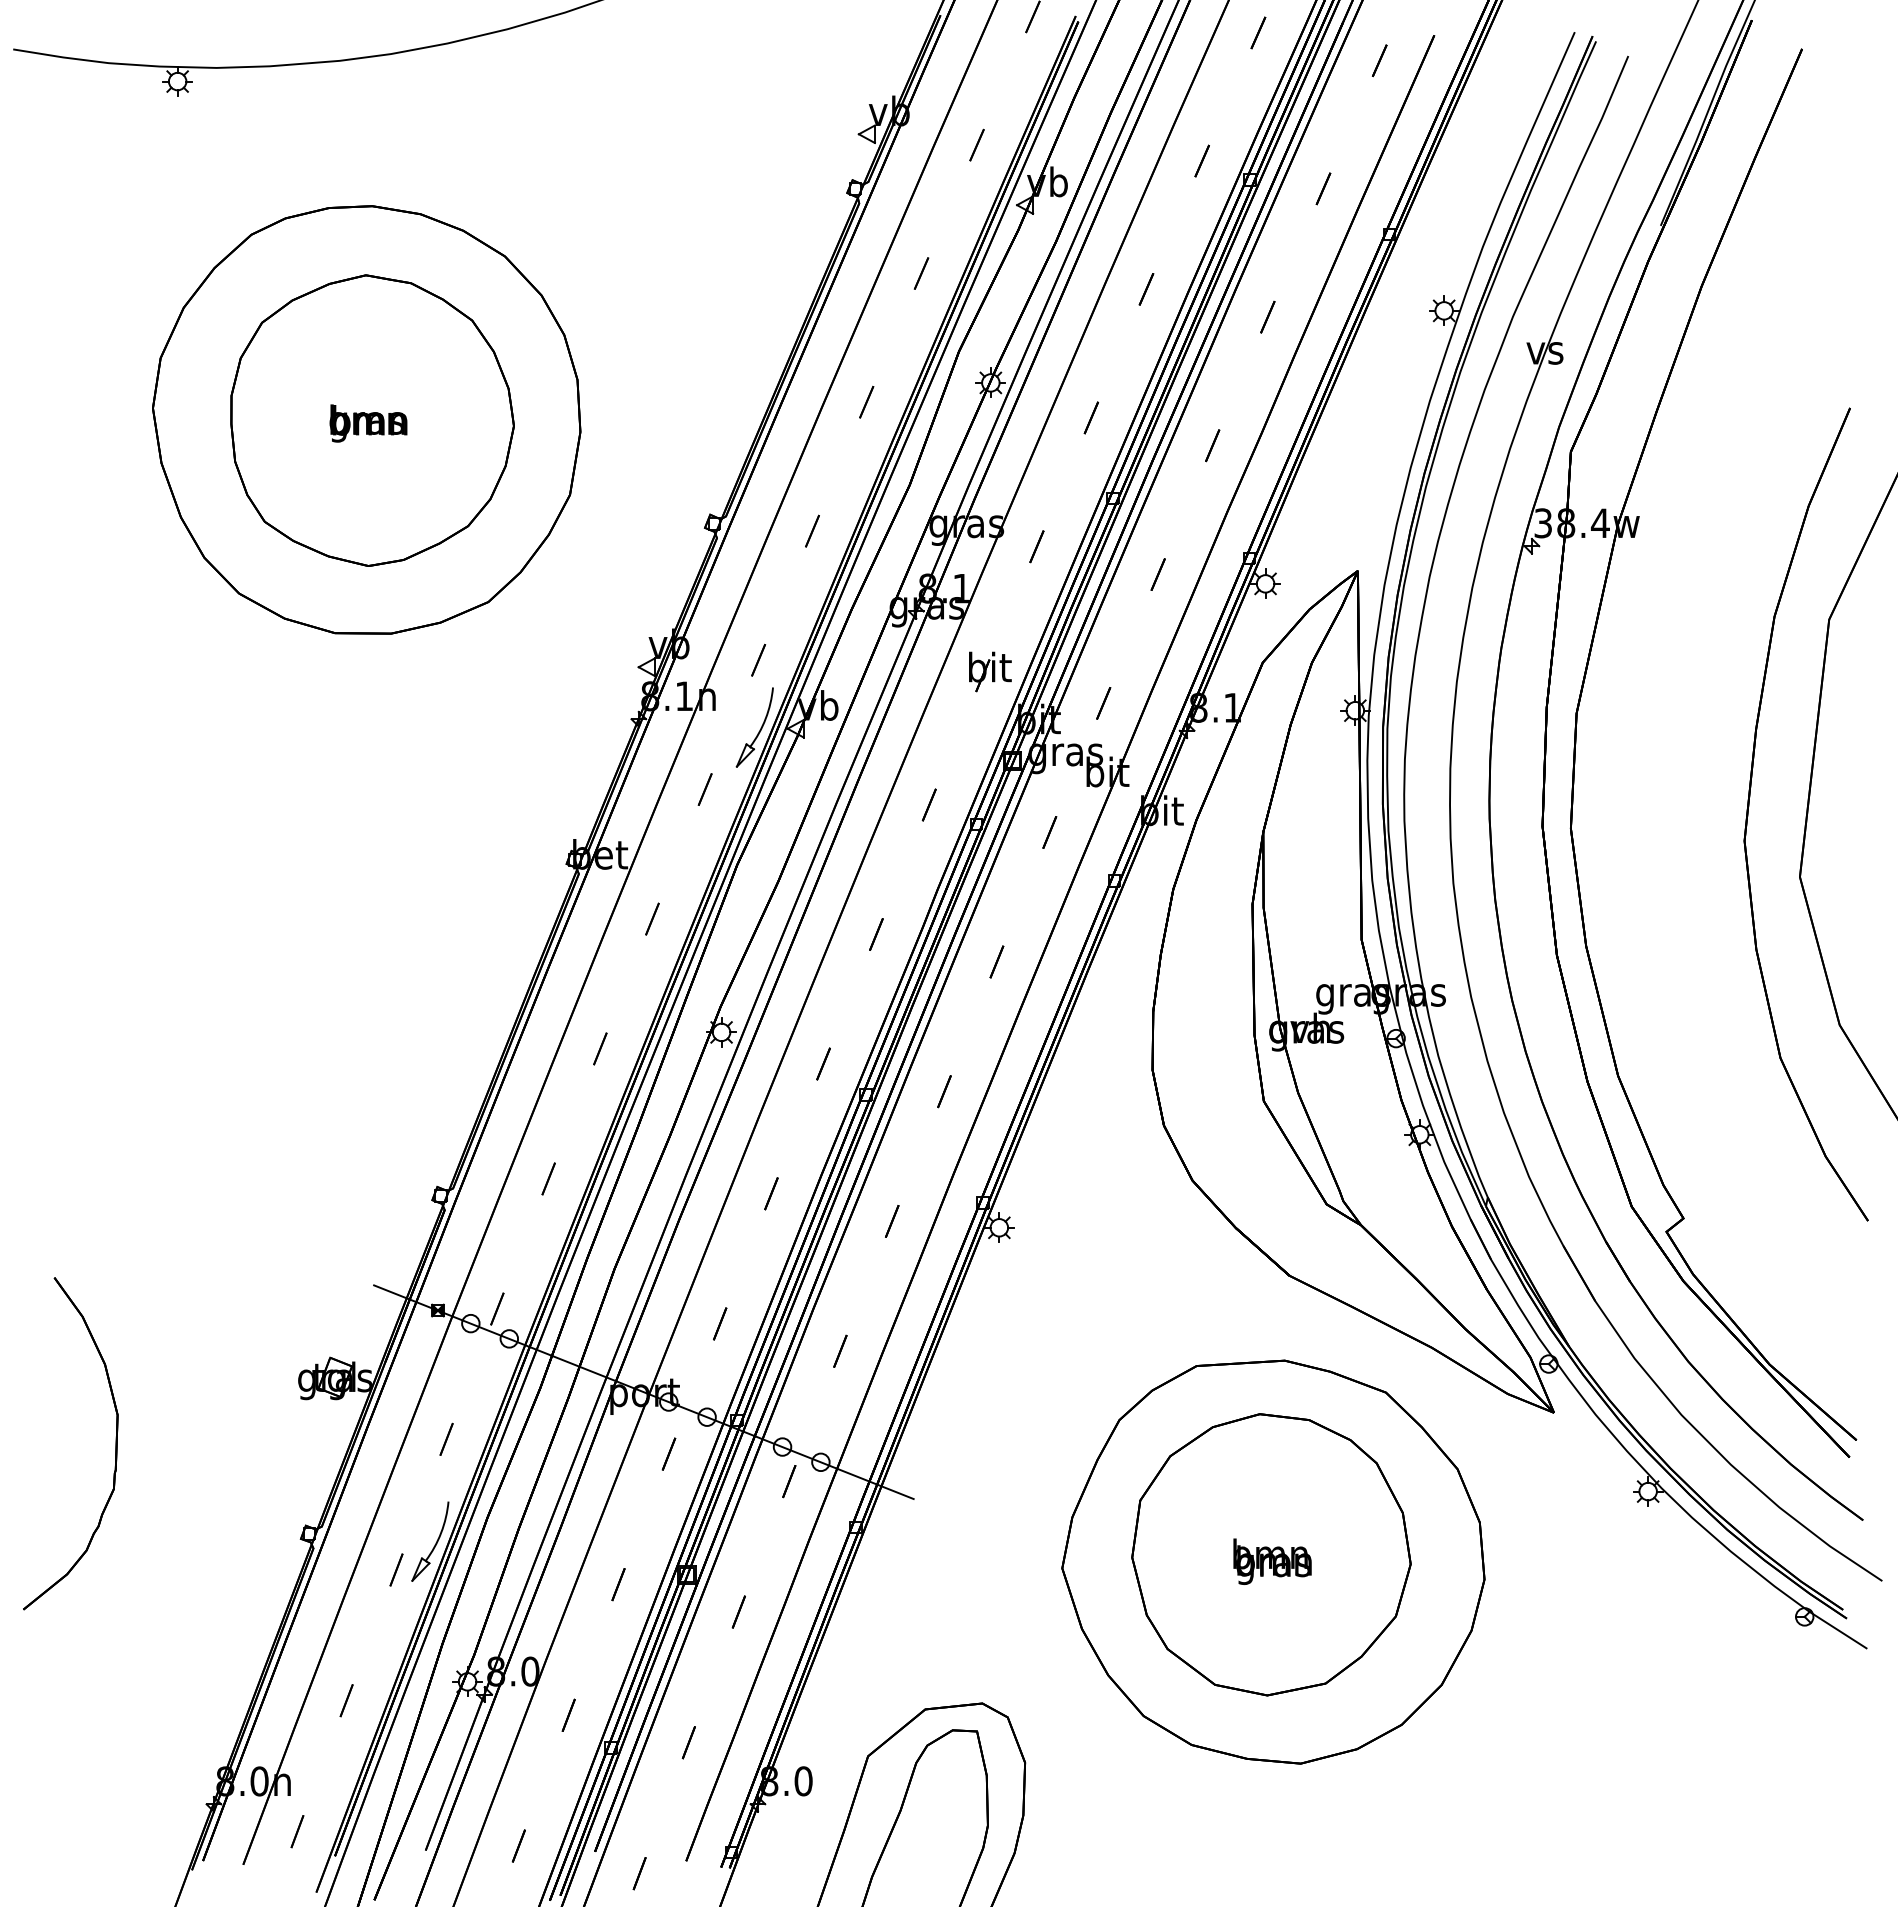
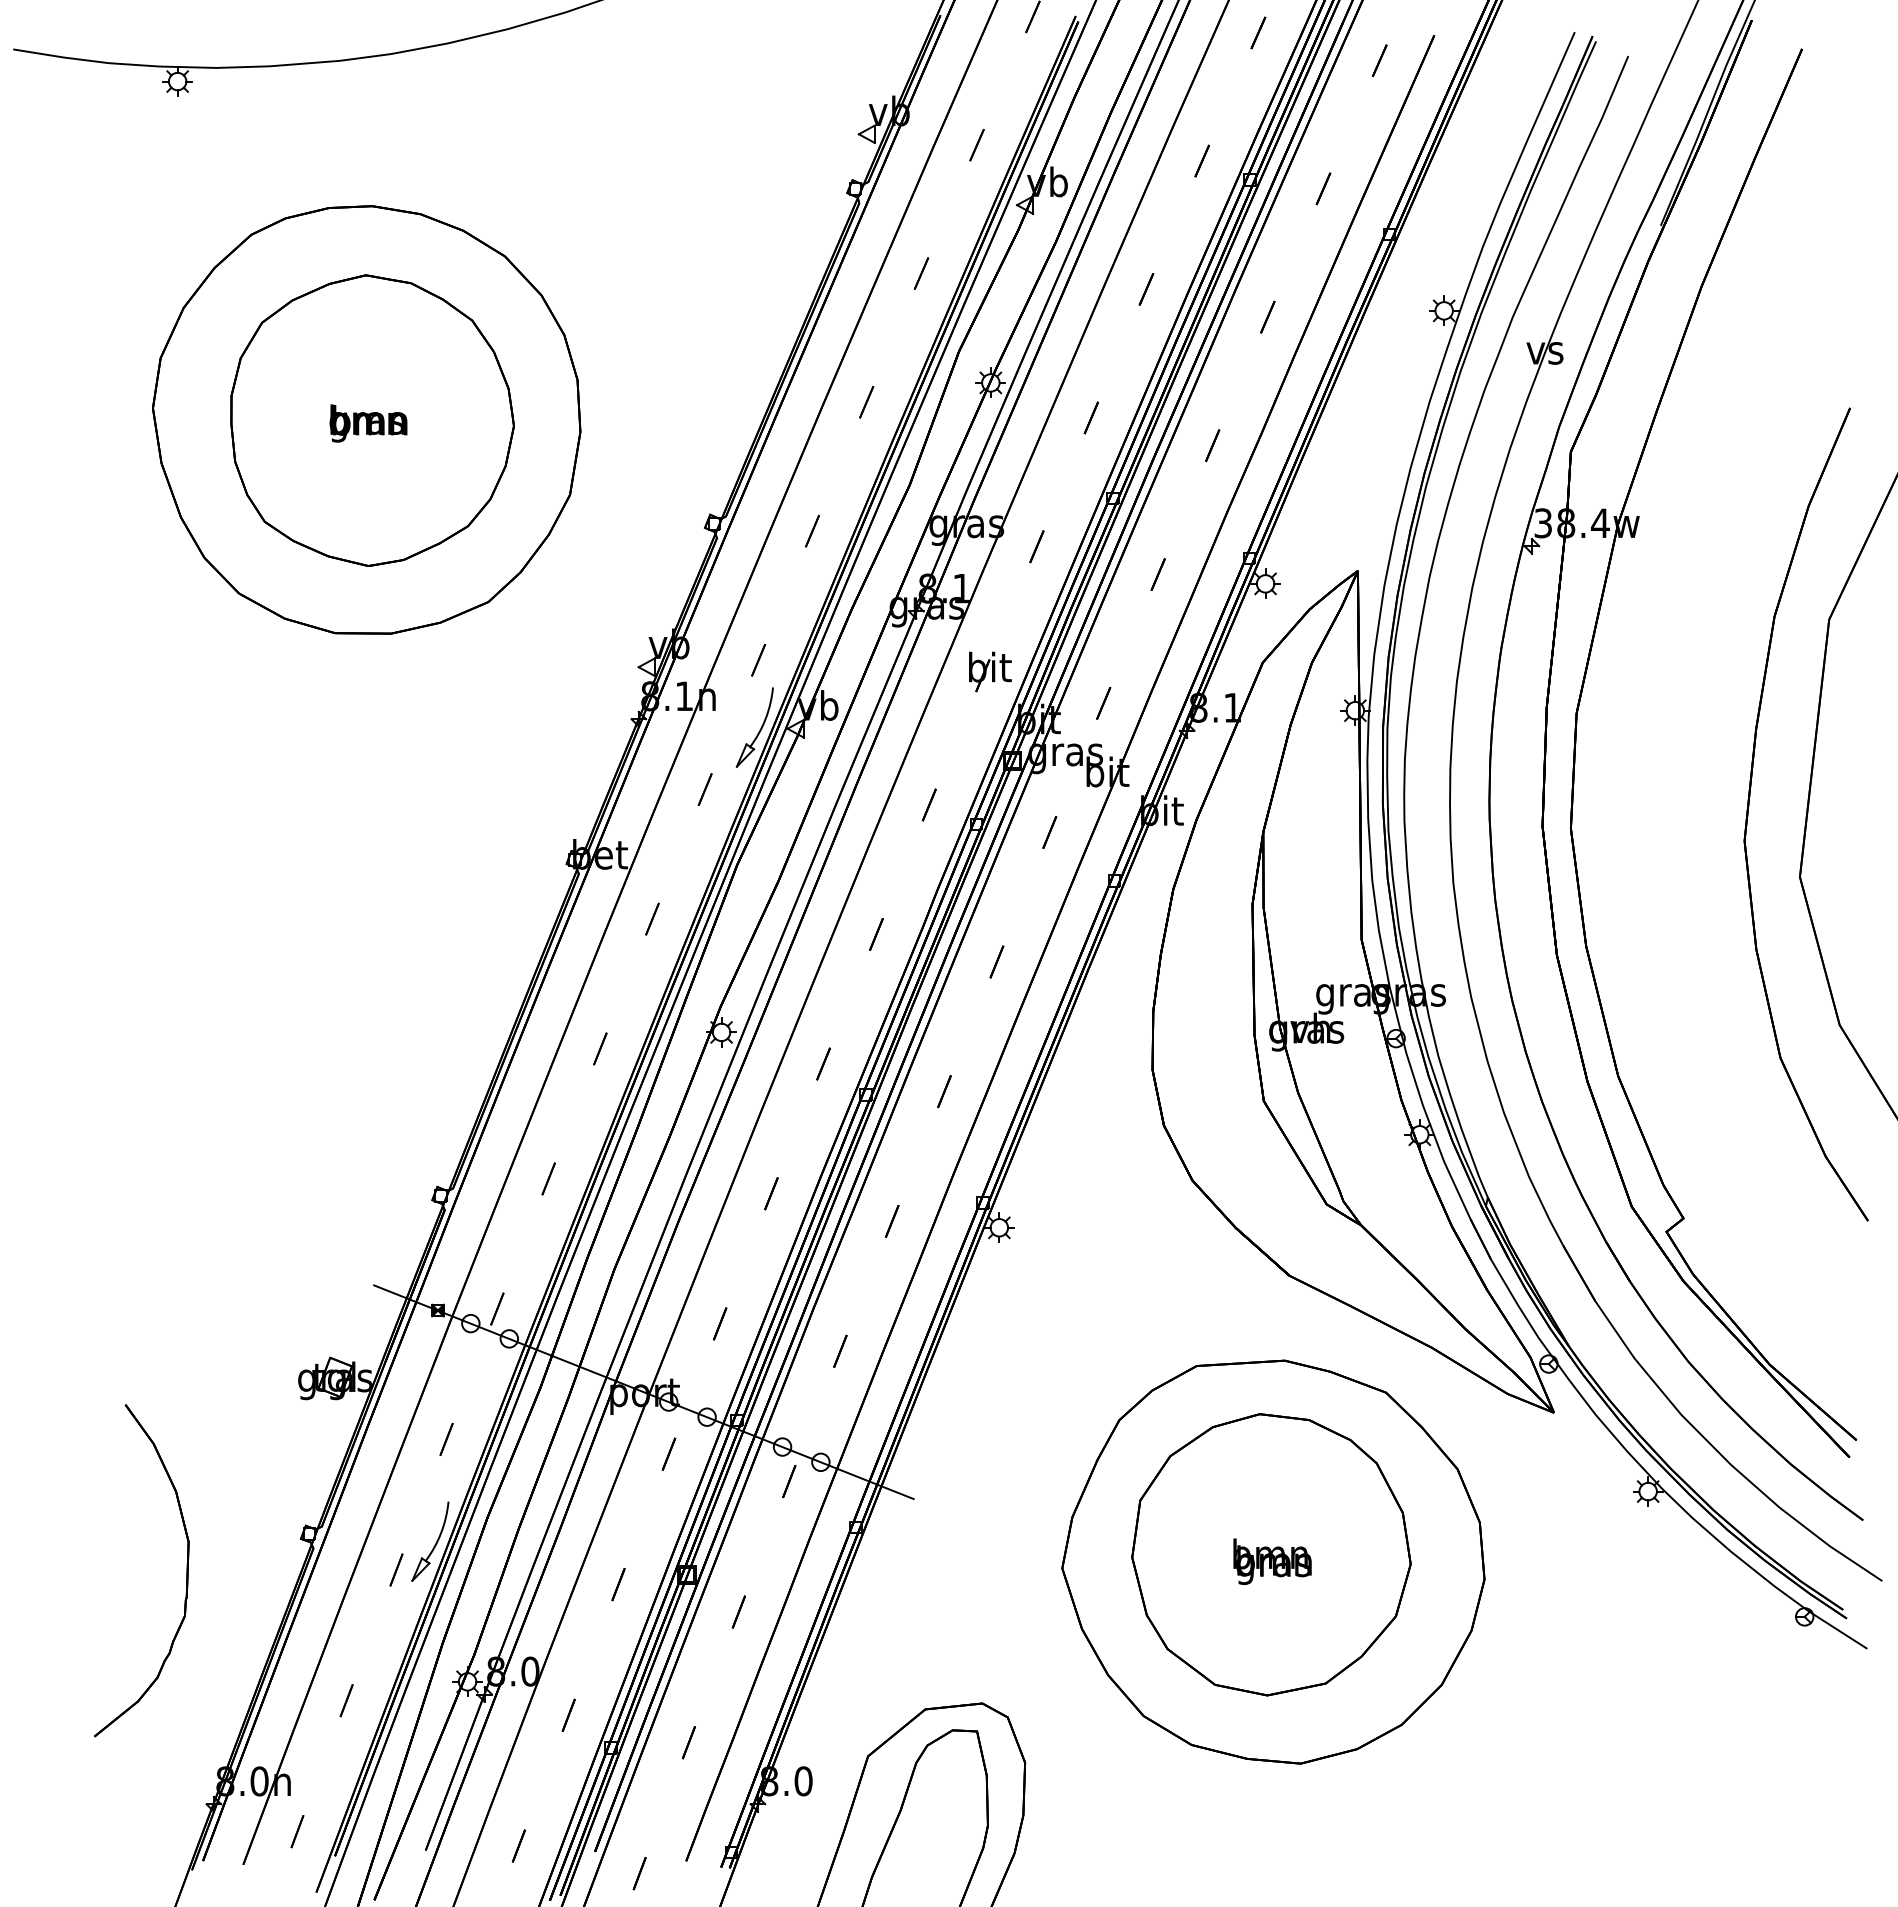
part position: (115, 1443) -> (186, 1570) (186, 1570)
